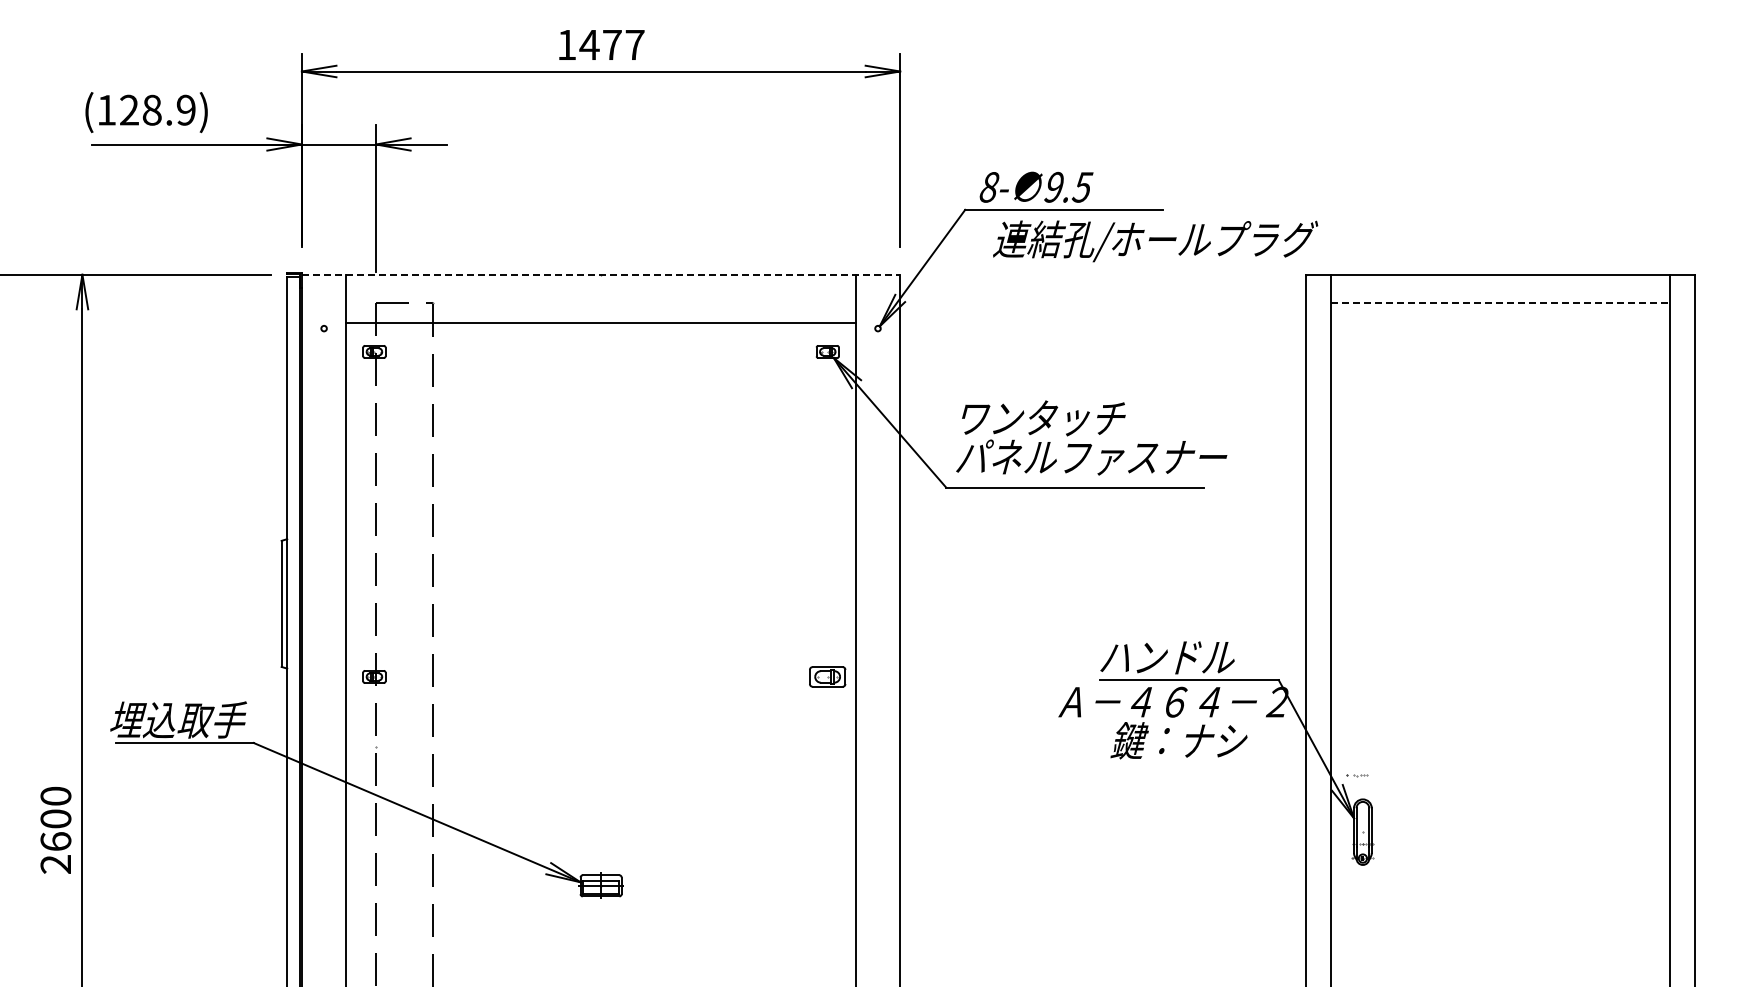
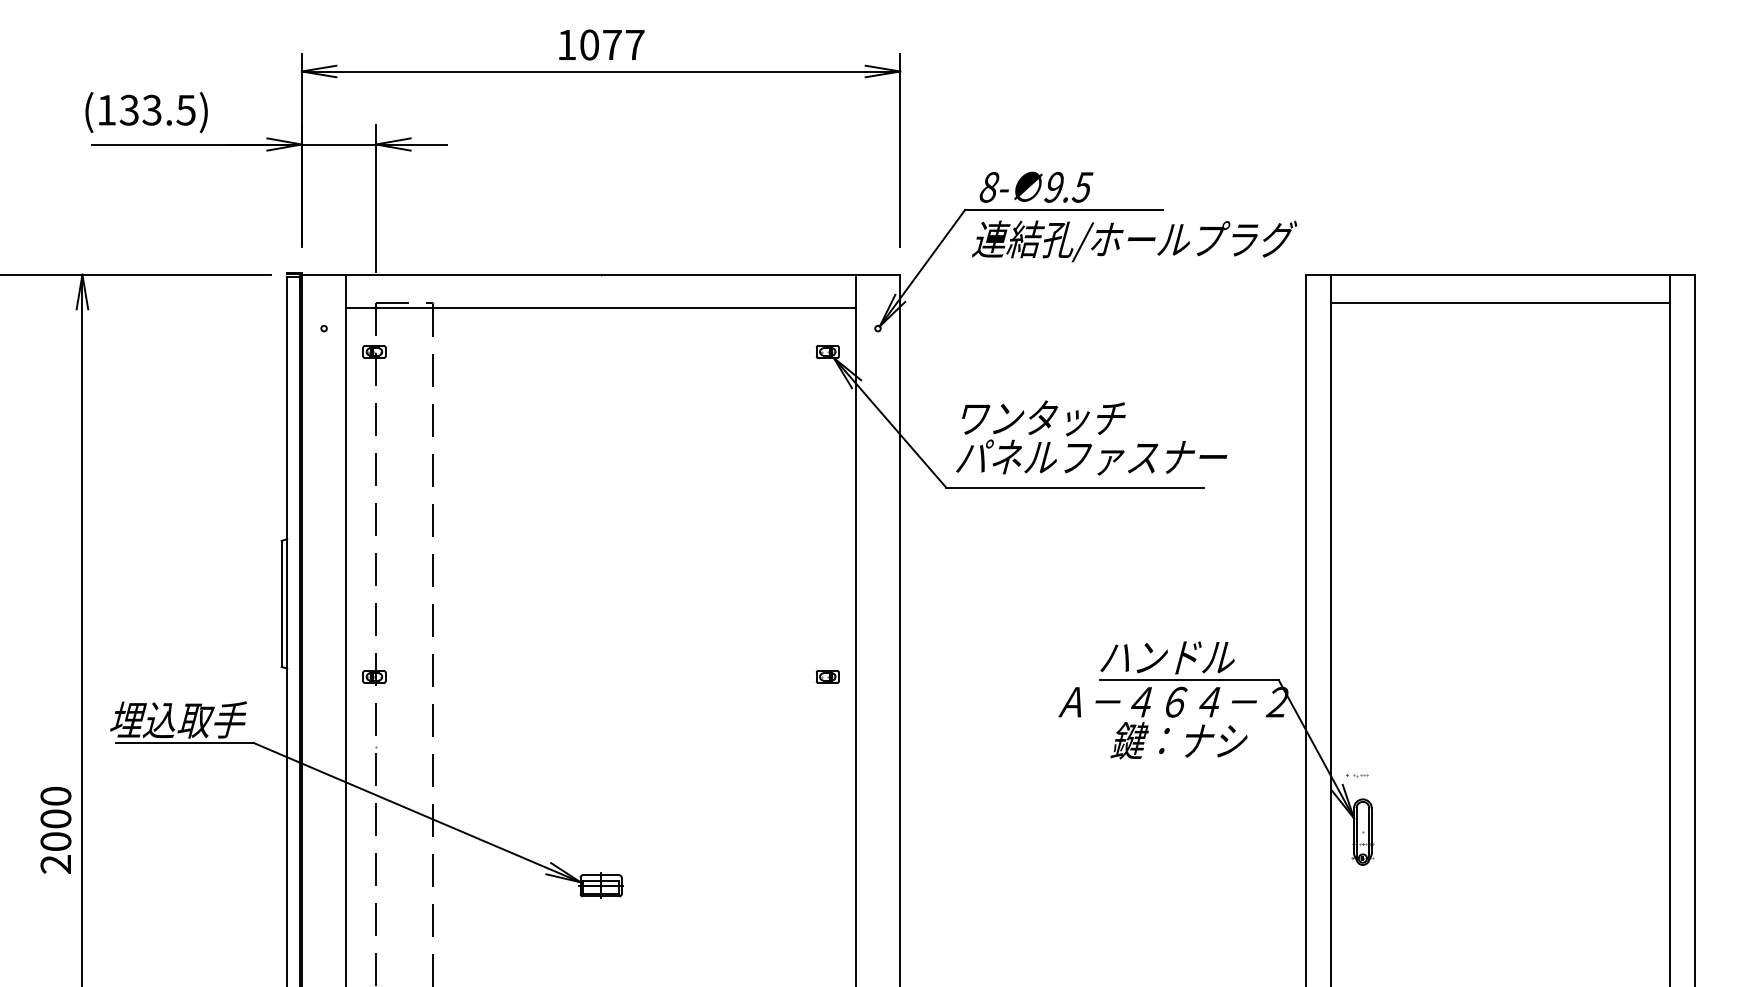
text: 1477 -> 1077 (589, 44)
text: (128.9) -> (133.5) (157, 109)
text position: (1155, 241) -> (1134, 241) (1134, 241)
line: dashed -> solid (601, 274)
line: dashed -> solid (1500, 302)
line position: (600, 323) -> (600, 308) (600, 308)
part size: 38x22 px -> 24x14 px (827, 676)
text: 2600 -> 2000 (55, 841)
